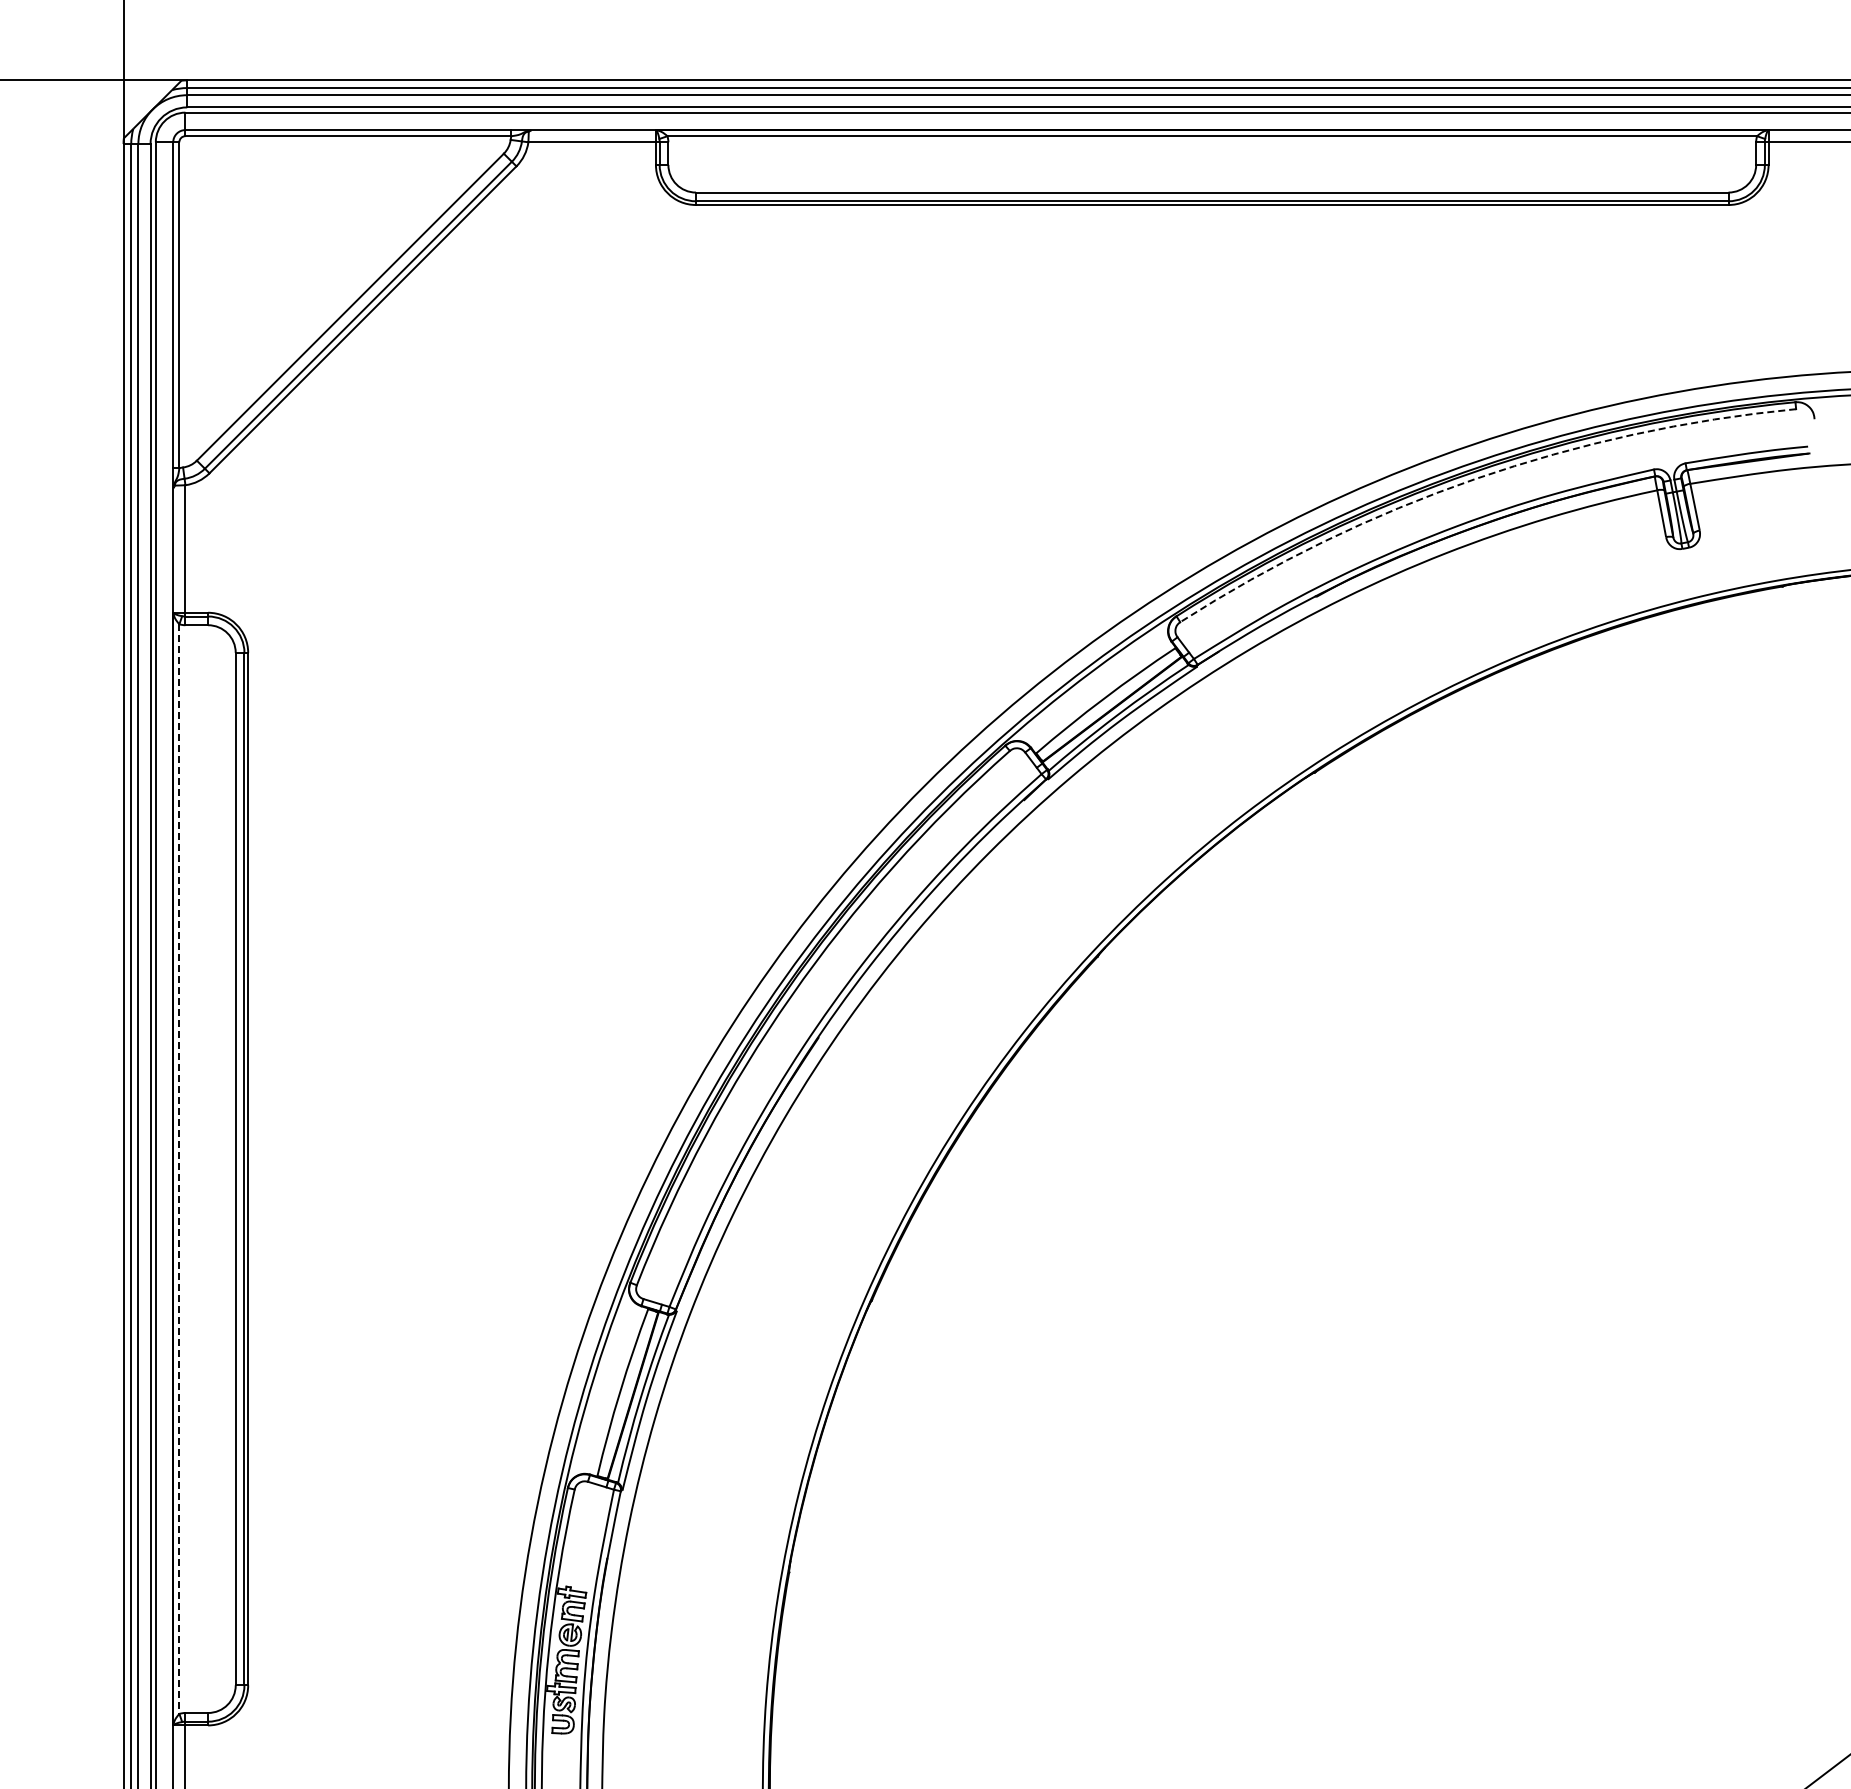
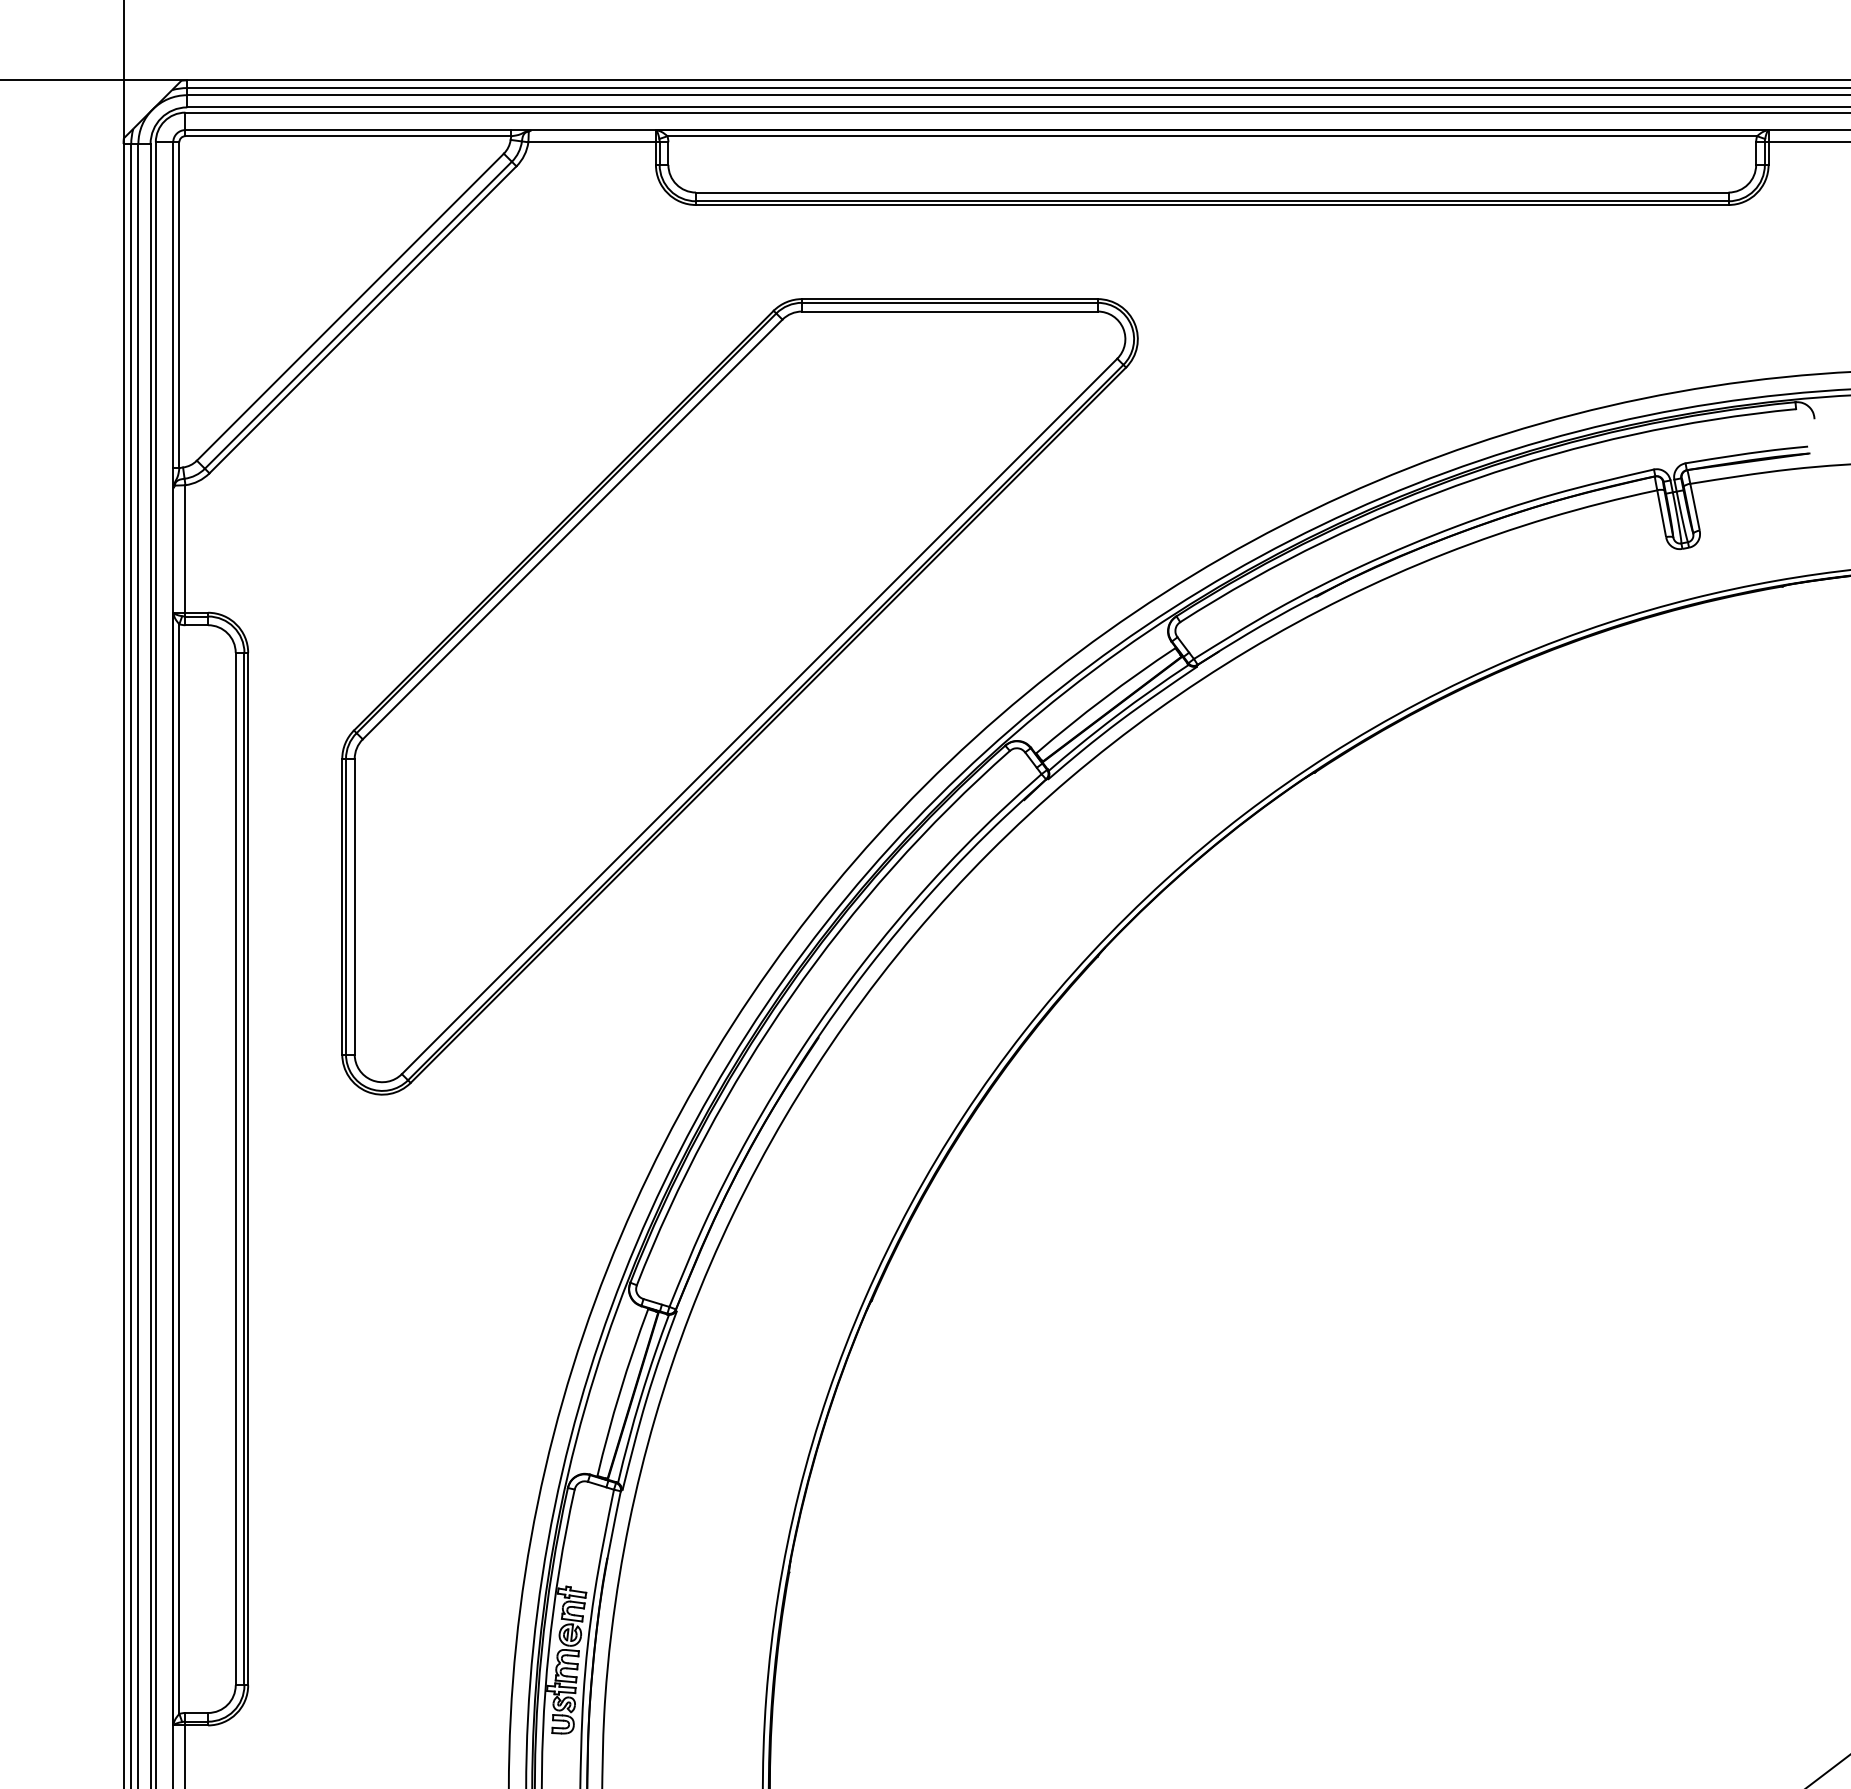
arc: dashed -> solid (1475, 479)
part: none -> present (739, 696)
line: dashed -> solid (179, 1169)
